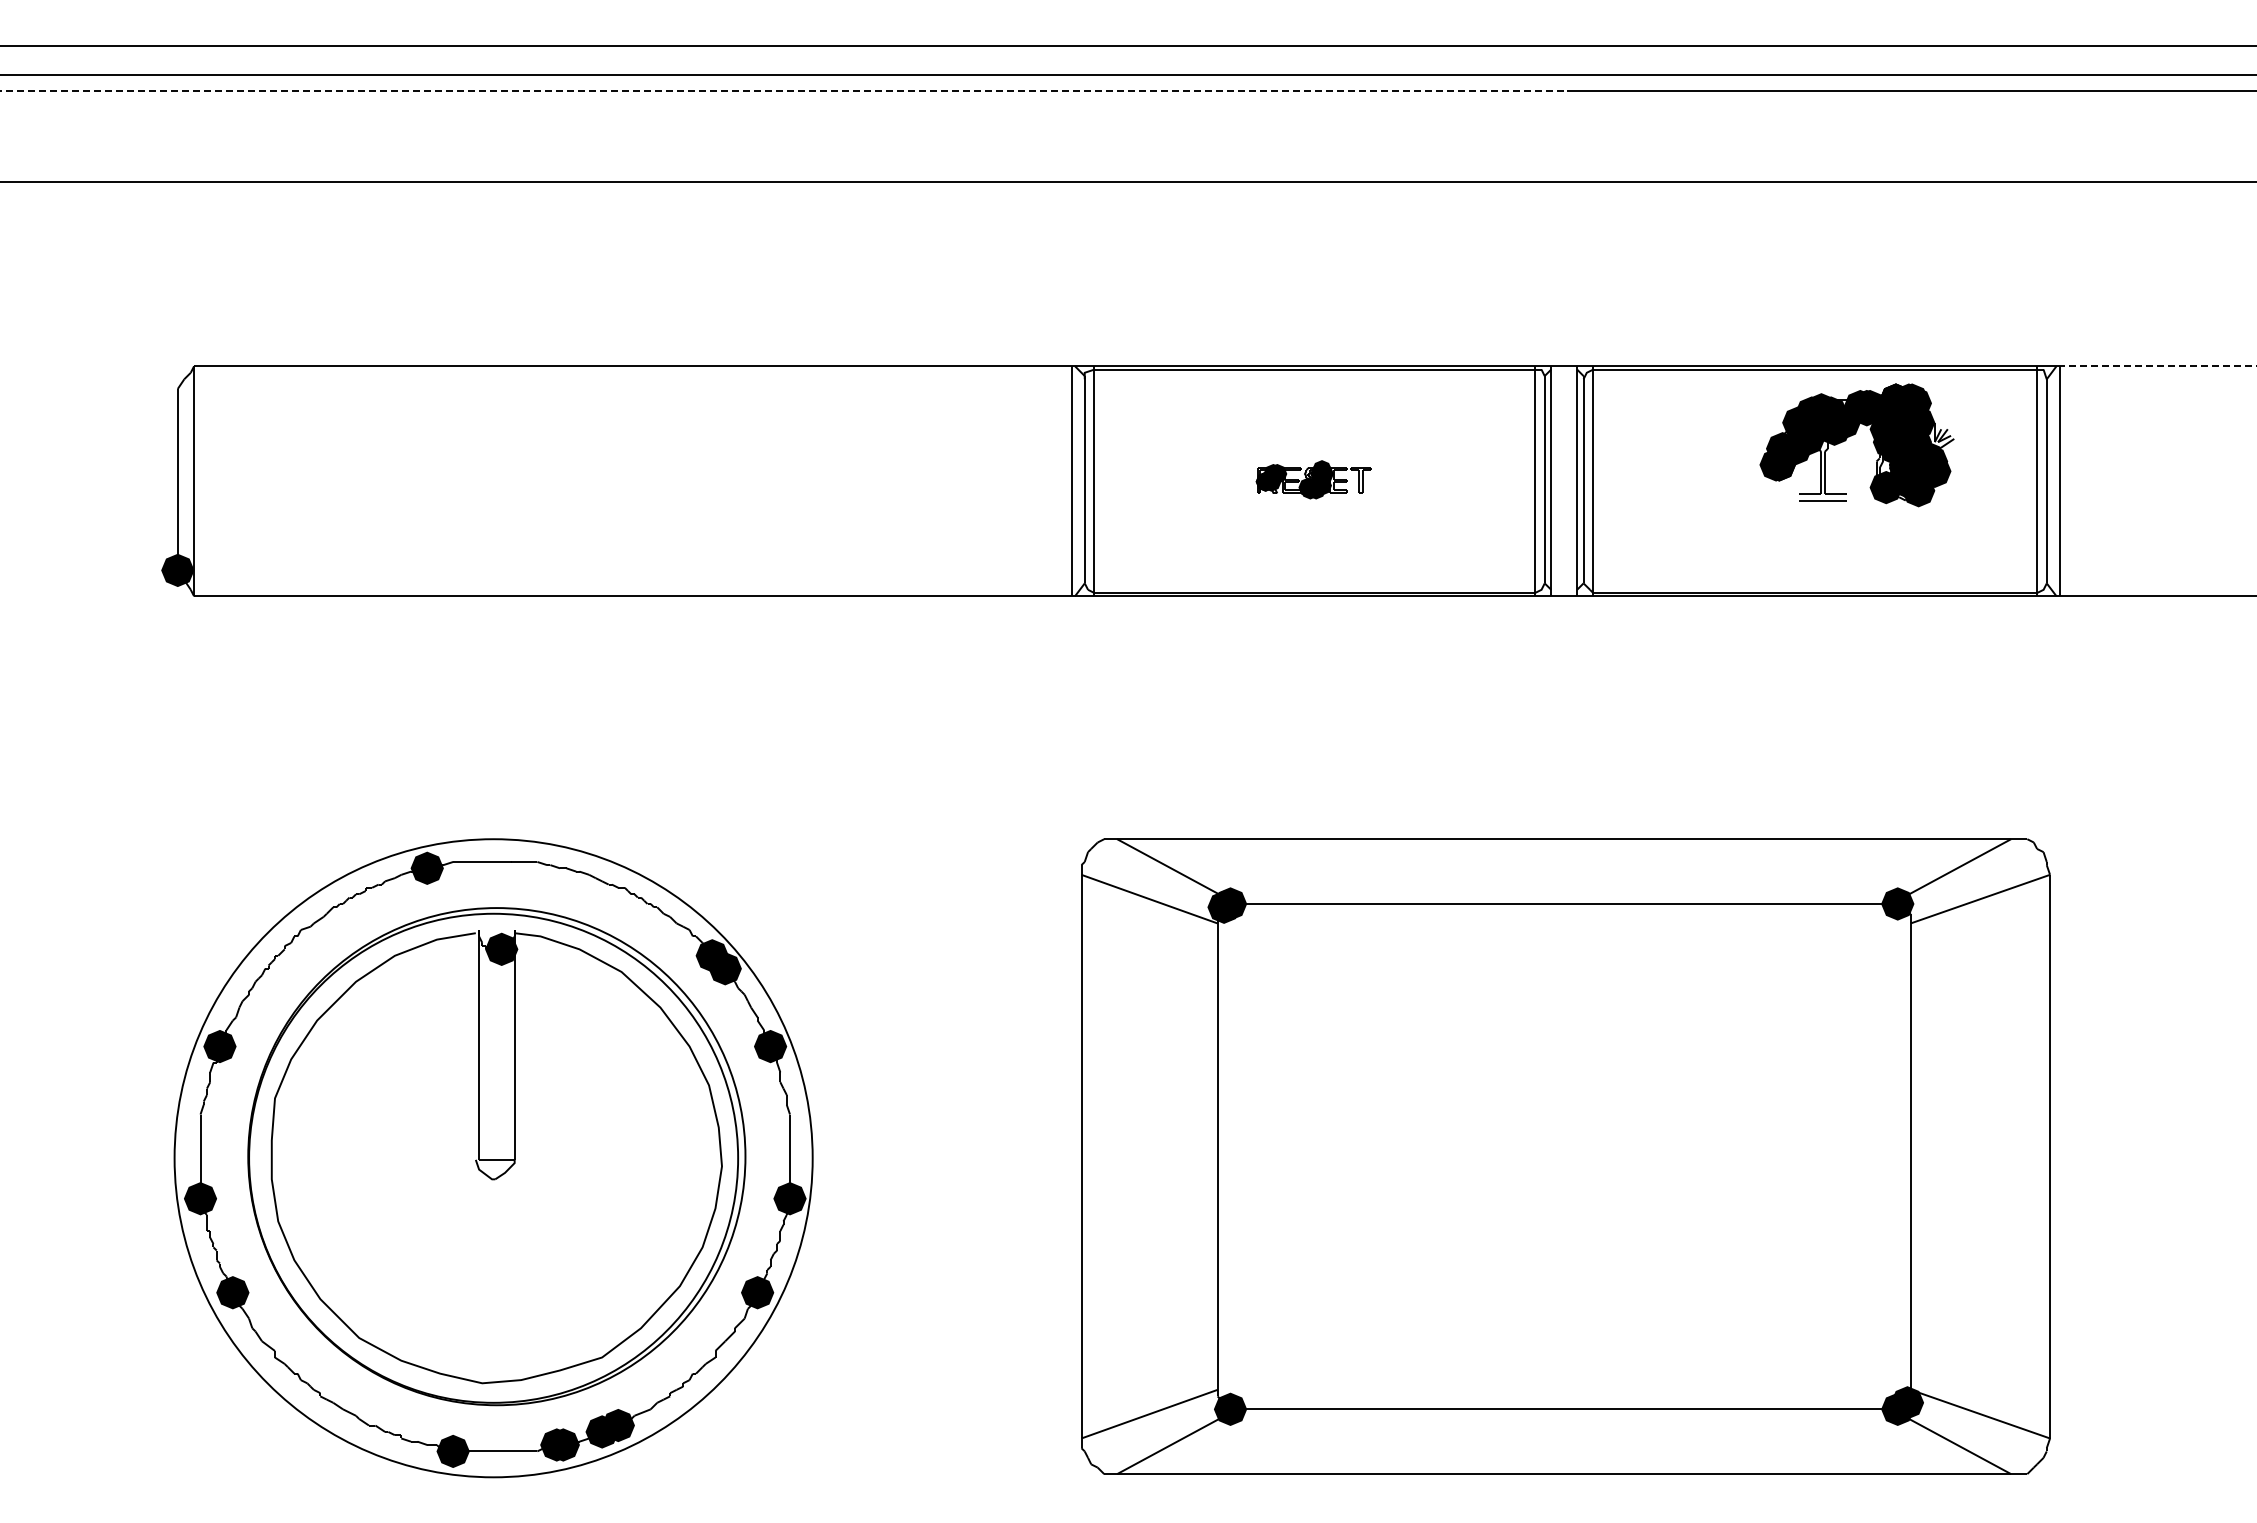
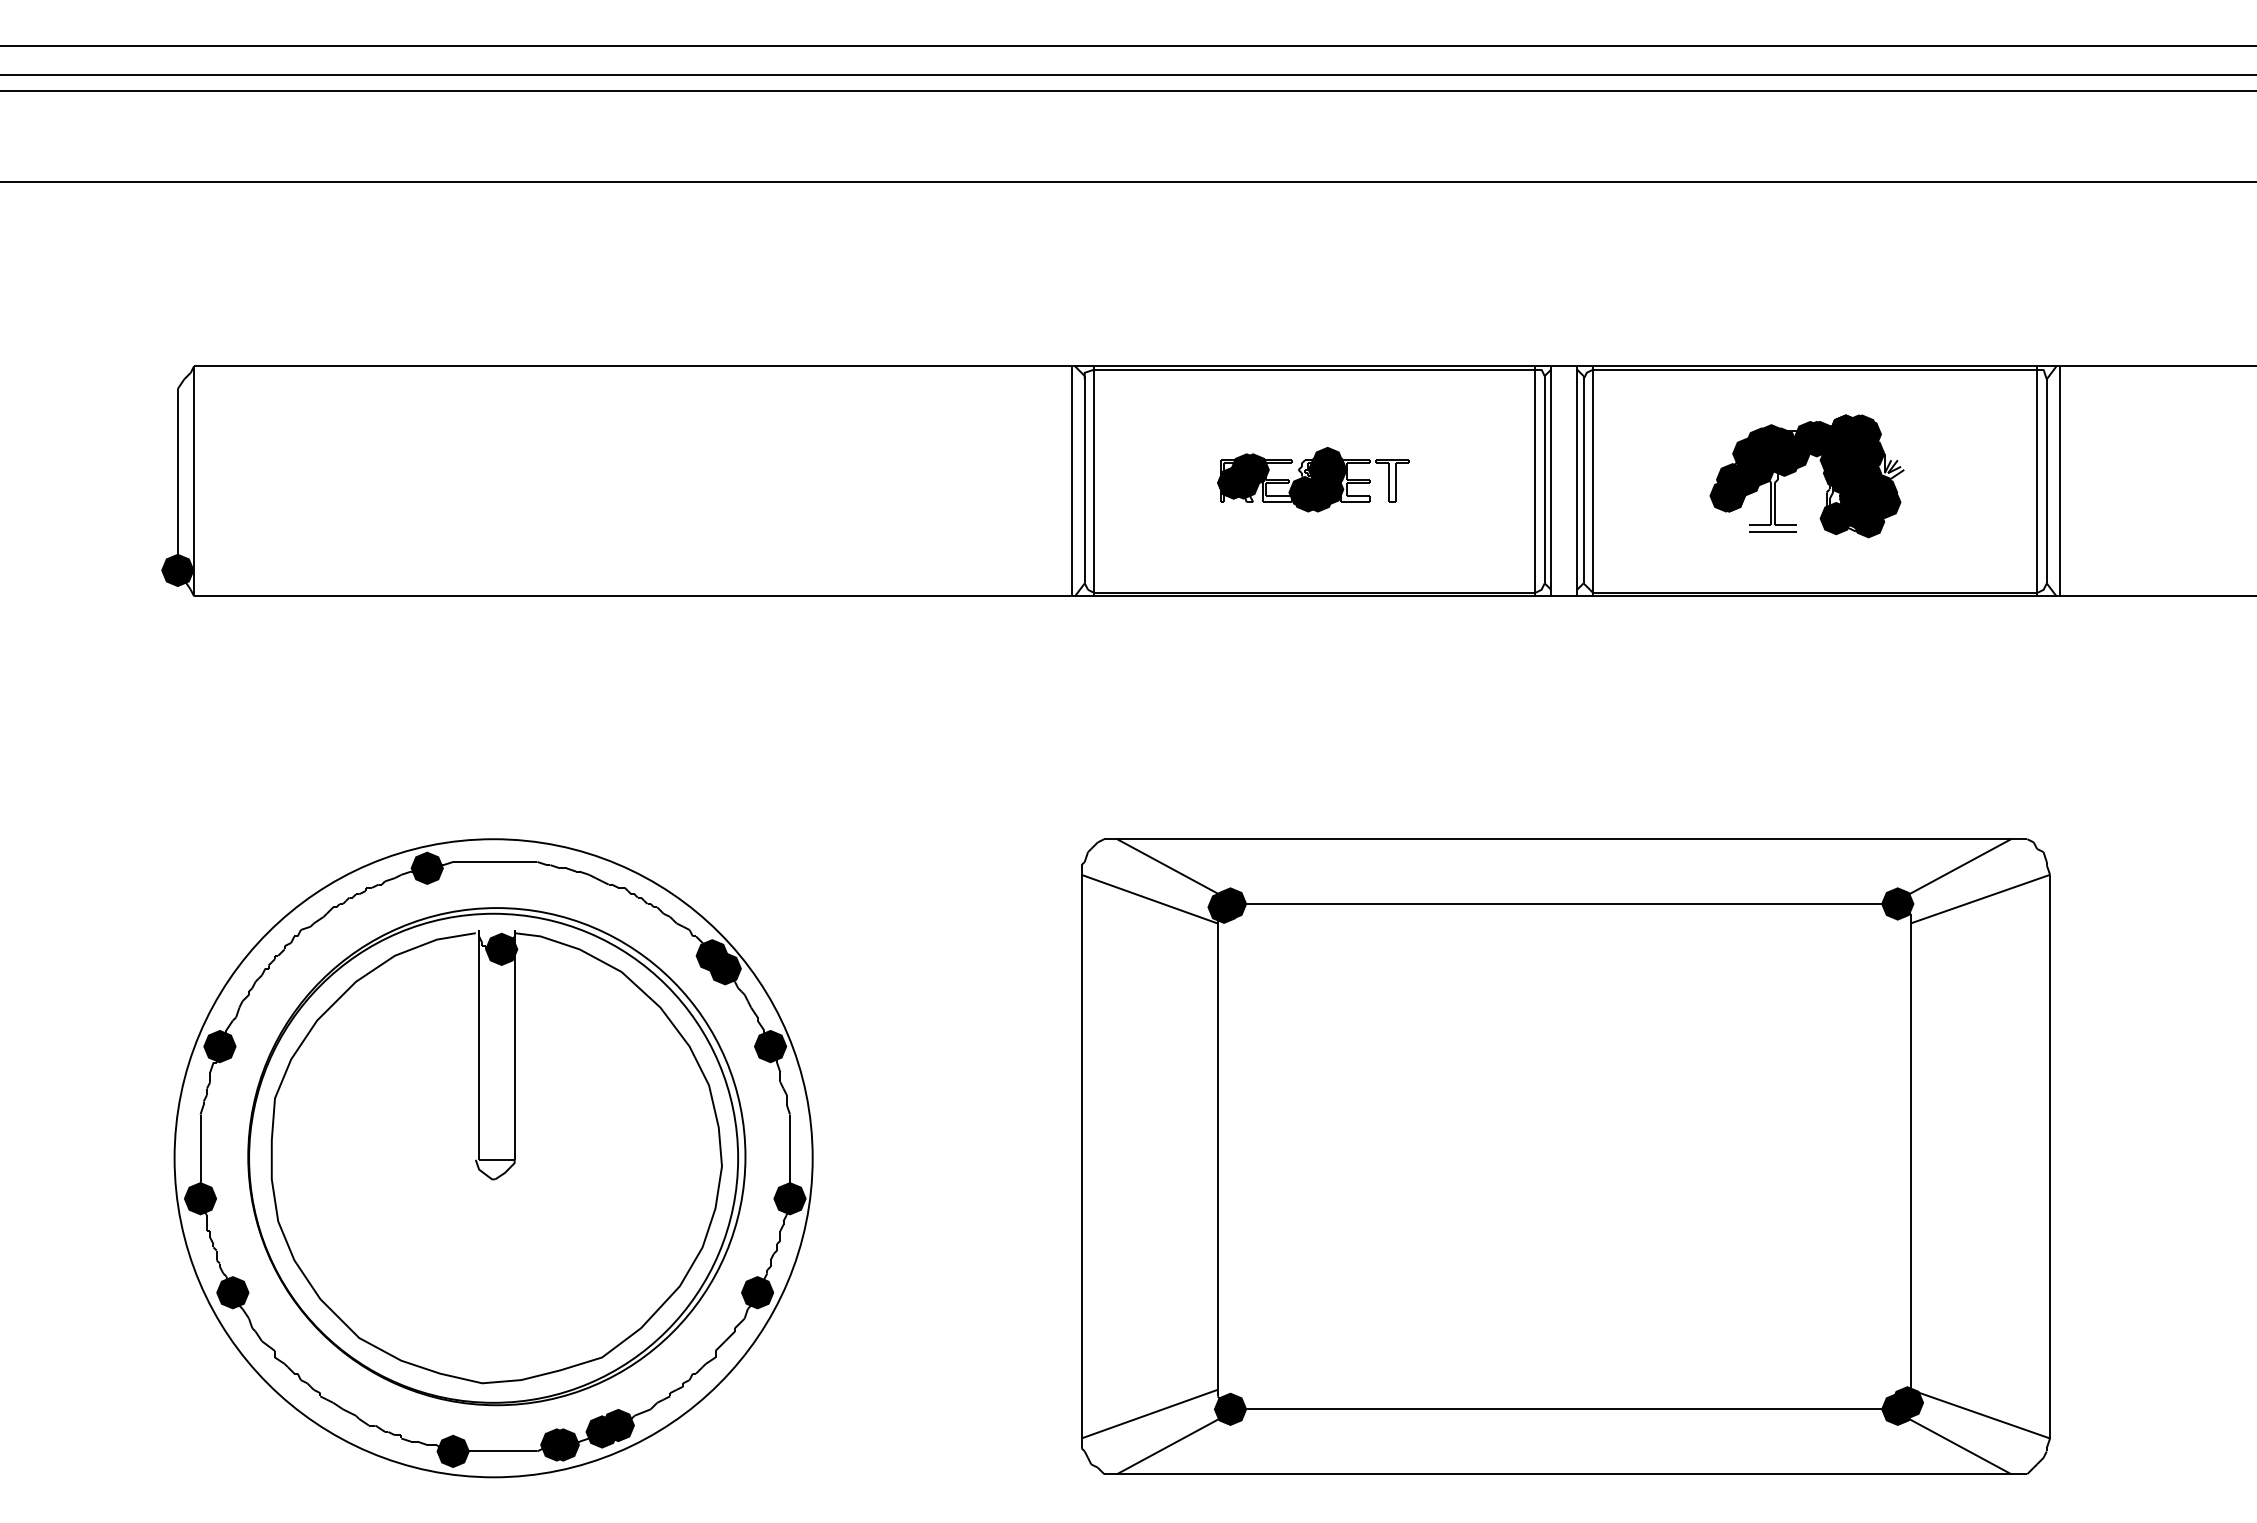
line: dashed -> solid (784, 90)
line: dashed -> solid (2157, 366)
part position: (1854, 435) -> (1804, 466) (1804, 466)
part size: 117x40 px -> 193x66 px (1313, 479)
